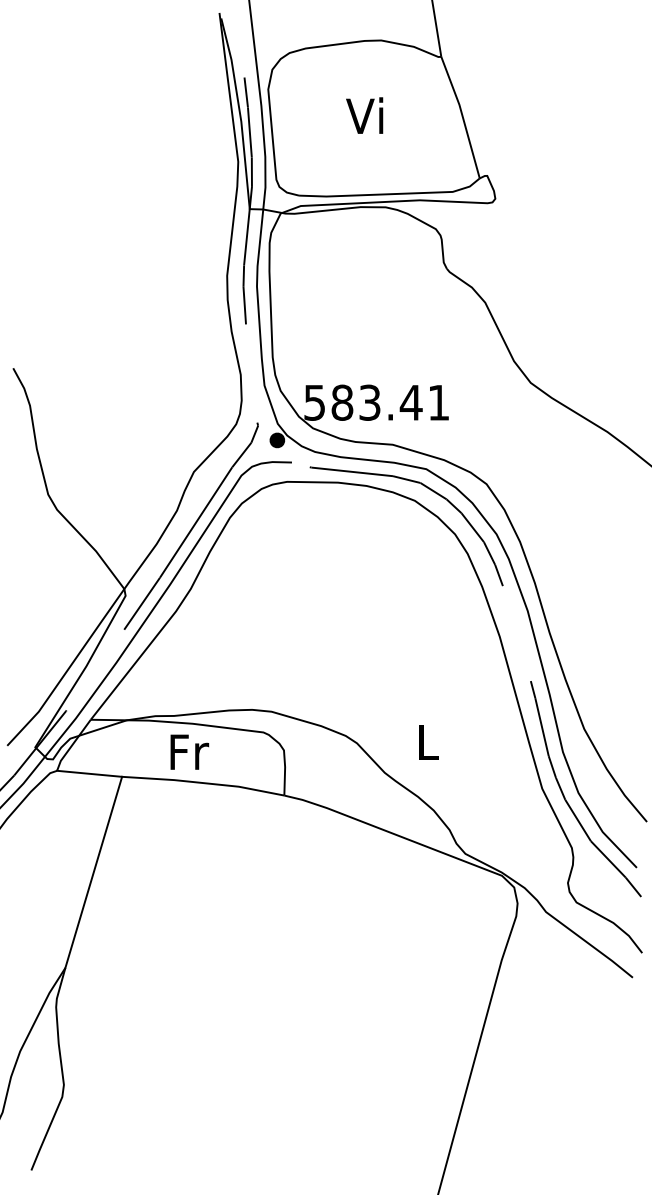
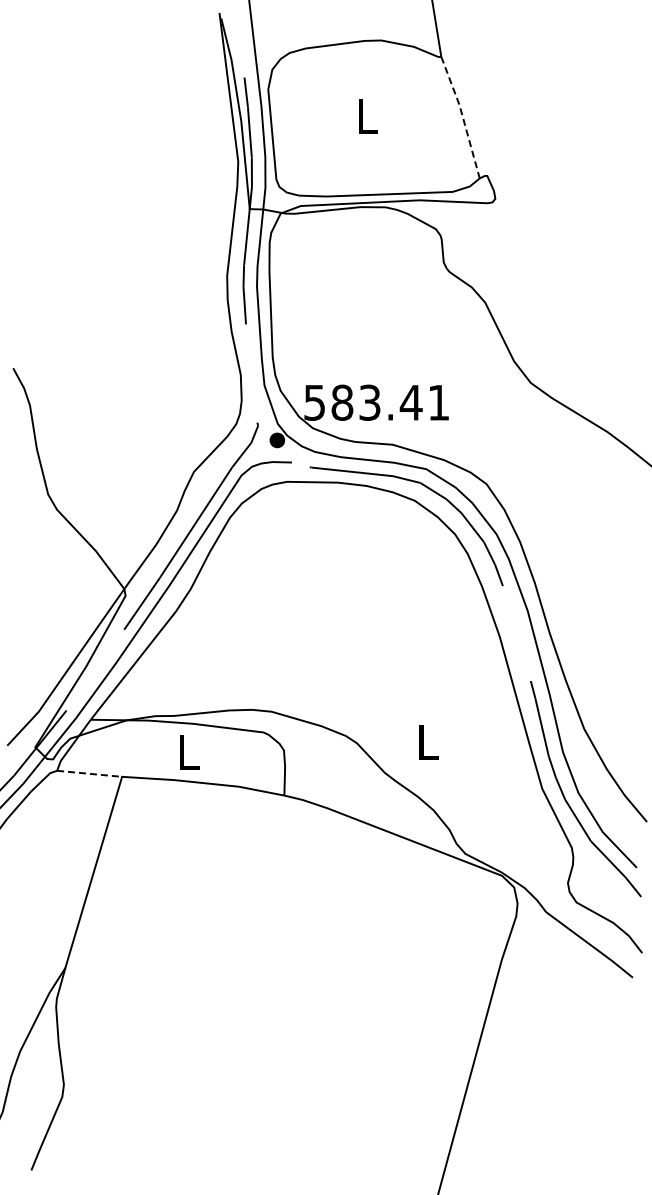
text: Vi -> L (364, 115)
line: solid -> dashed (462, 116)
text: Fr -> L (189, 751)
line: solid -> dashed (89, 773)
